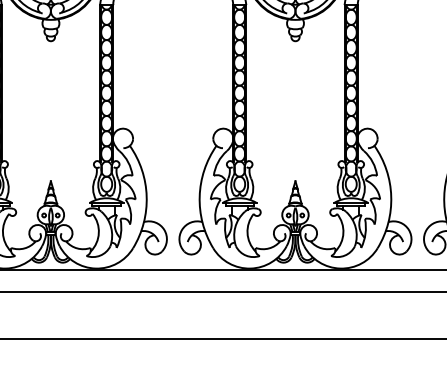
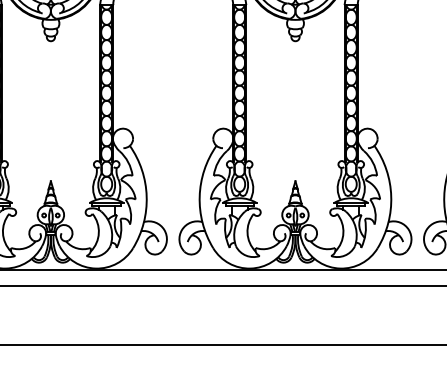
line position: (222, 291) -> (222, 285) (222, 285)
line position: (222, 339) -> (222, 345) (222, 345)
